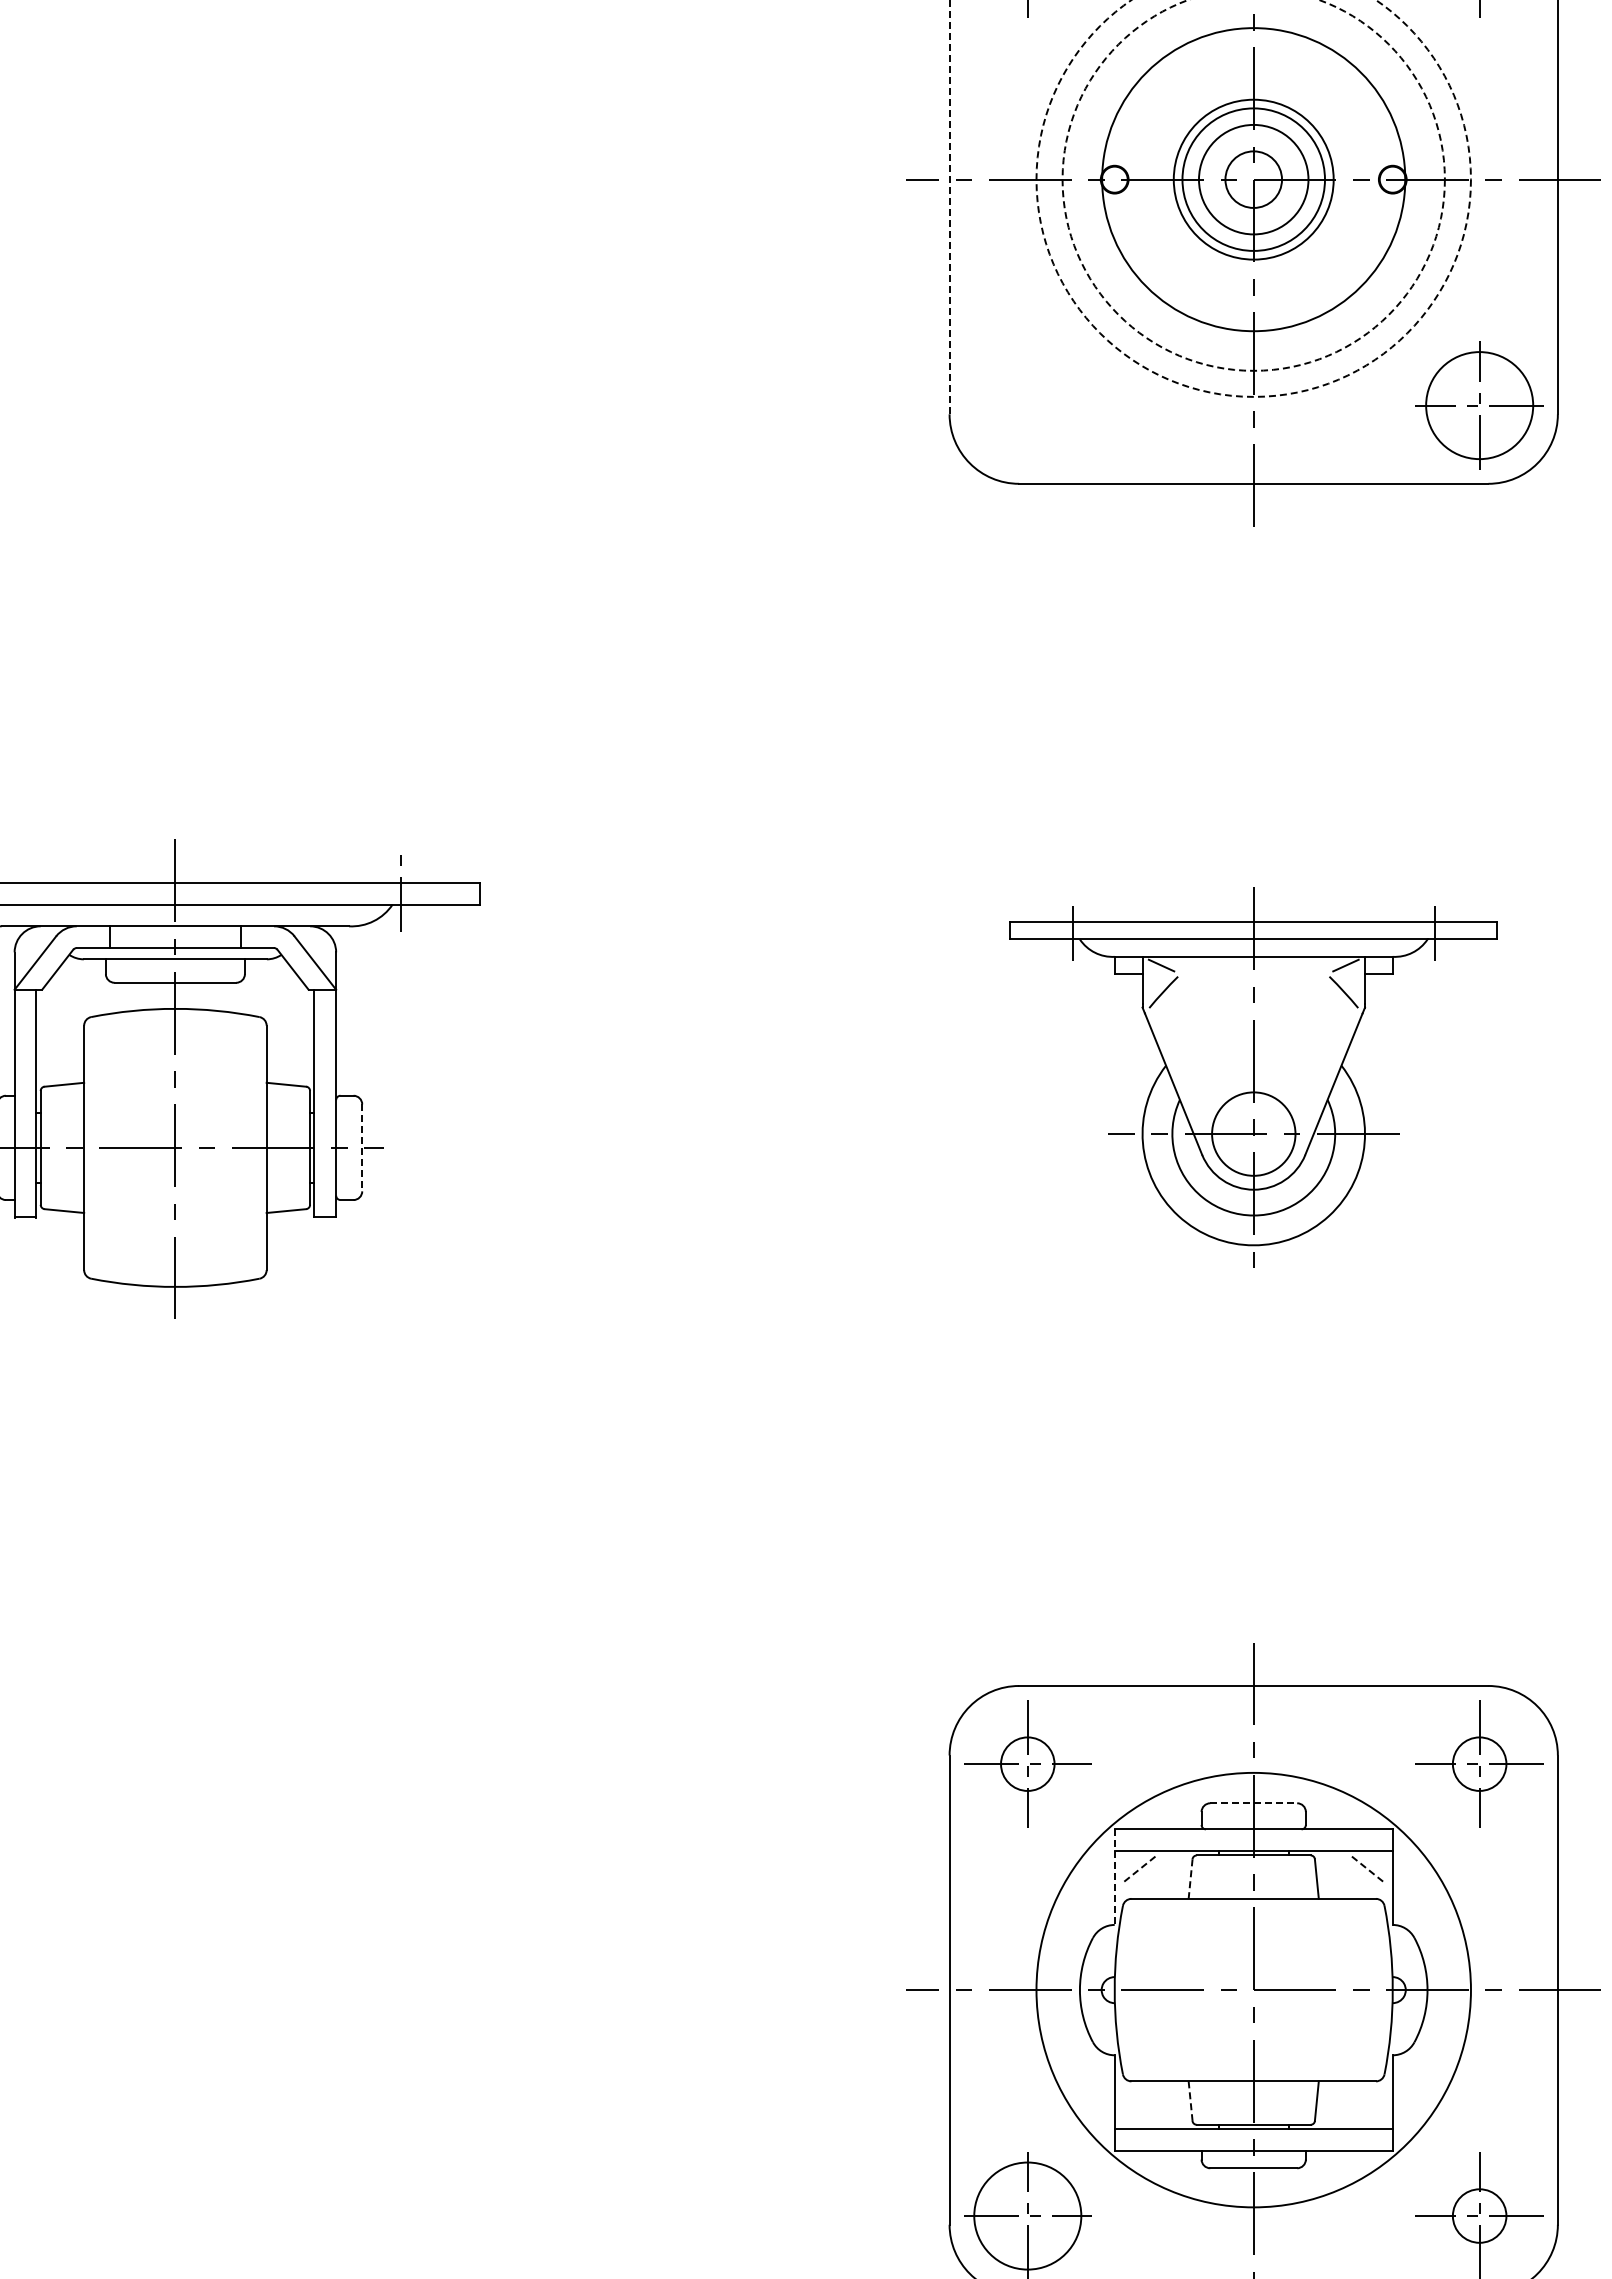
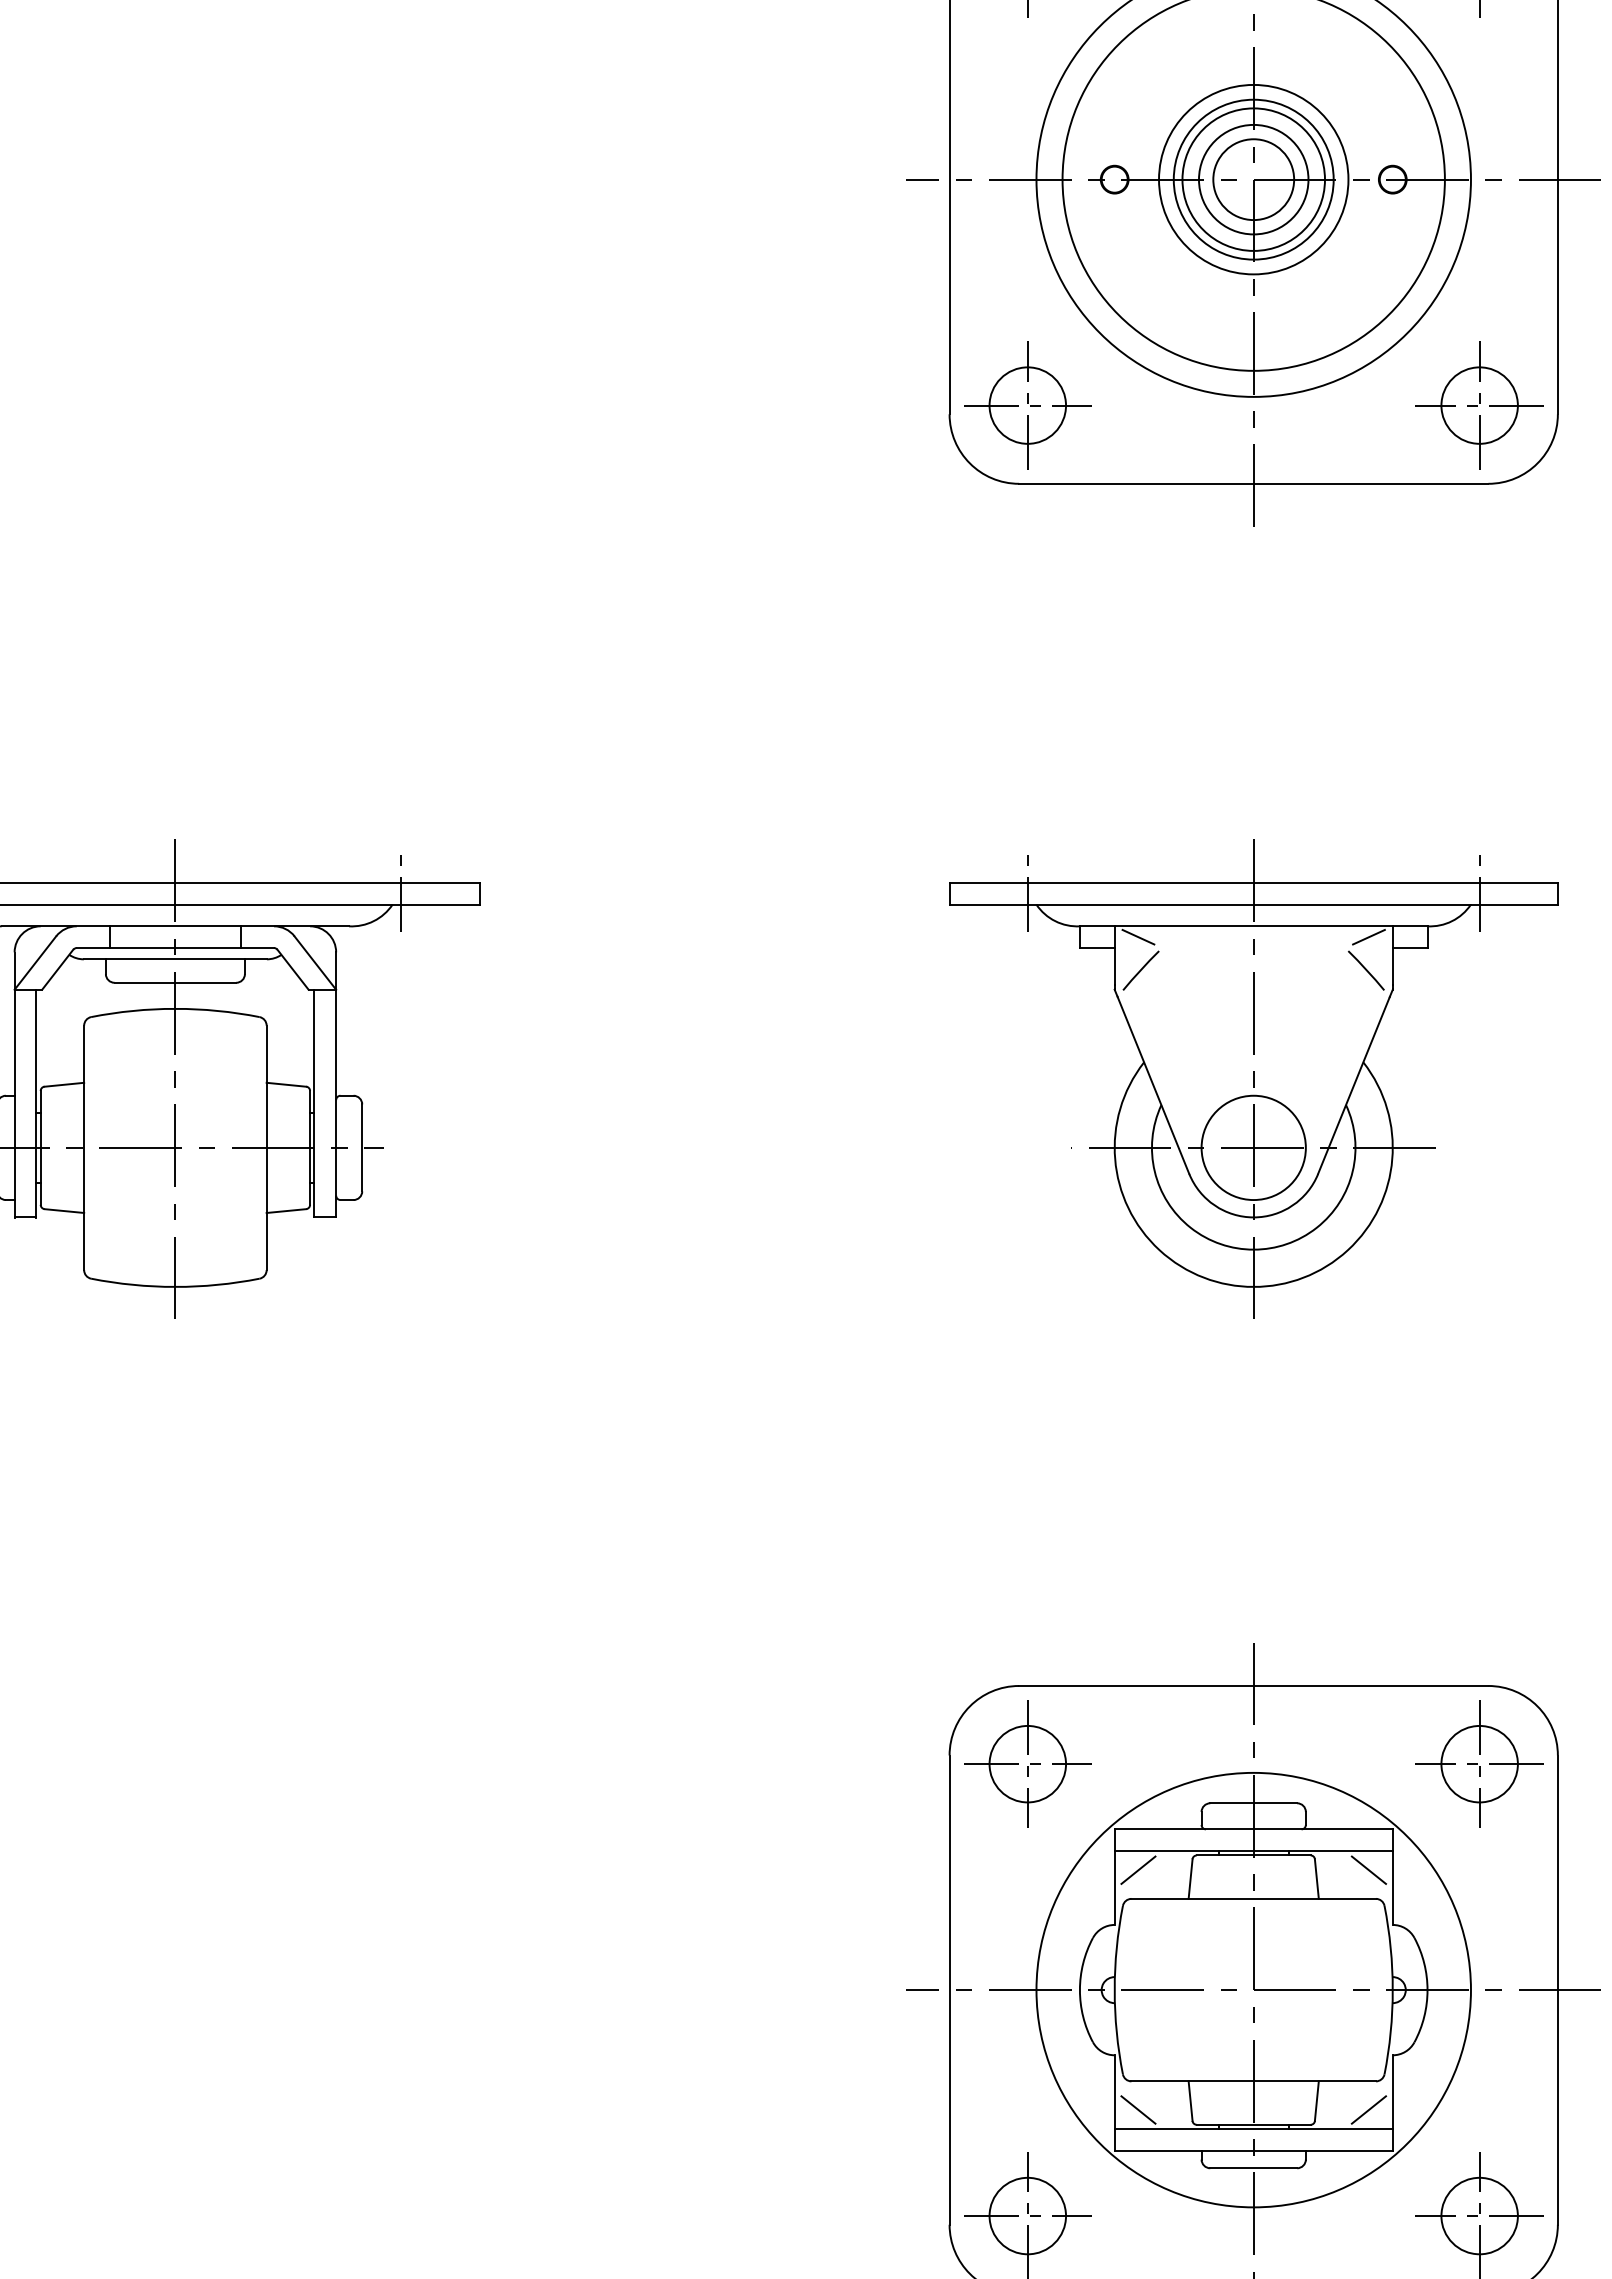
circle diameter: 303 px -> 189 px (1253, 179)
circle diameter: 57 px -> 81 px (1253, 179)
circle: dashed -> solid (1253, 185)
circle: dashed -> solid (1253, 198)
line: dashed -> solid (949, 207)
part: none -> present (1027, 405)
circle diameter: 107 px -> 76 px (1479, 405)
part size: 489x381 px -> 610x480 px (1253, 1078)
line: dashed -> solid (362, 1148)
circle diameter: 54 px -> 76 px (1027, 1763)
circle diameter: 54 px -> 76 px (1479, 1763)
line: dashed -> solid (1254, 1803)
line: dashed -> solid (1138, 1870)
line: dashed -> solid (1368, 1870)
line: dashed -> solid (1114, 1877)
line: dashed -> solid (1190, 1879)
line: dashed -> solid (1190, 2101)
line: none -> present (1138, 2109)
line: none -> present (1368, 2109)
circle diameter: 107 px -> 76 px (1027, 2215)
circle diameter: 54 px -> 76 px (1479, 2215)
